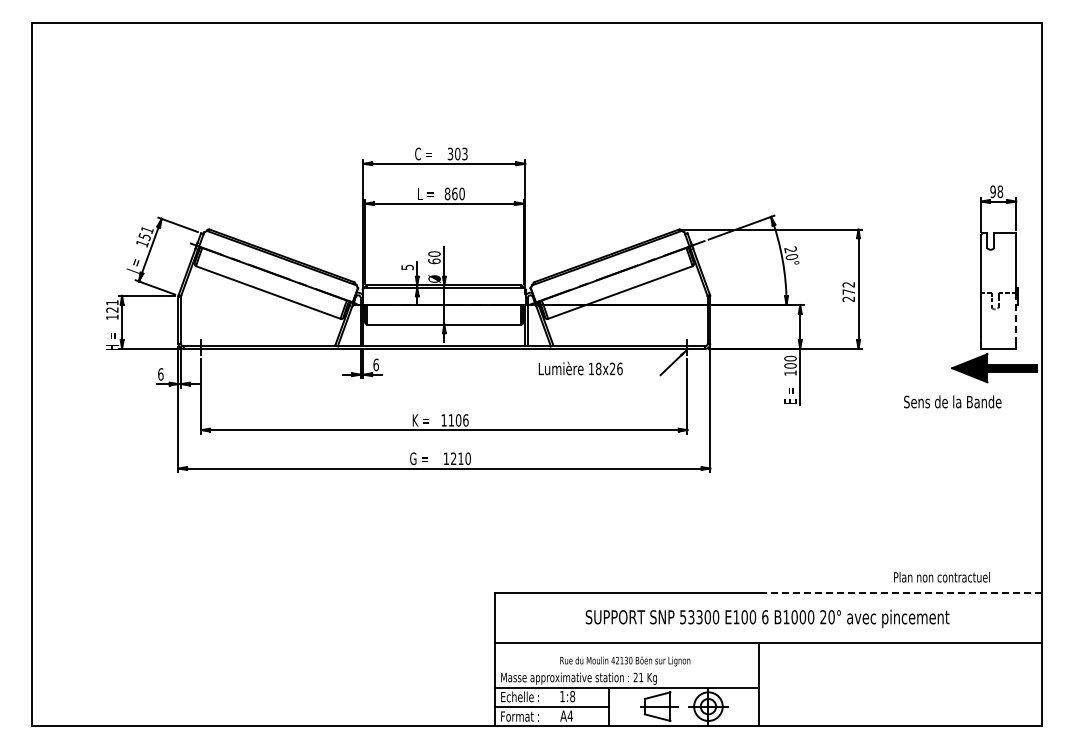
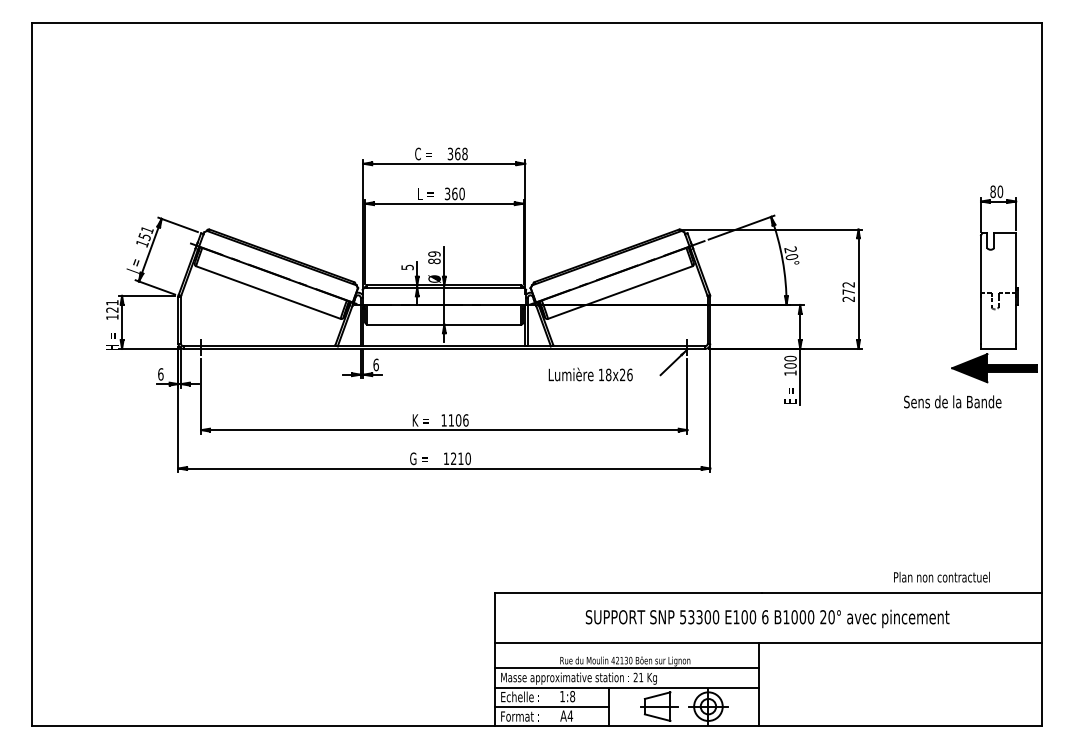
text: 303 -> 368 (461, 153)
text: 98 -> 80 (996, 191)
text: 860 -> 360 (447, 193)
text: 60 -> 89 (434, 257)
line: dashed -> solid (1016, 319)
text position: (580, 368) -> (590, 374) (590, 374)
line: dashed -> solid (901, 592)
line: none -> present (626, 668)
